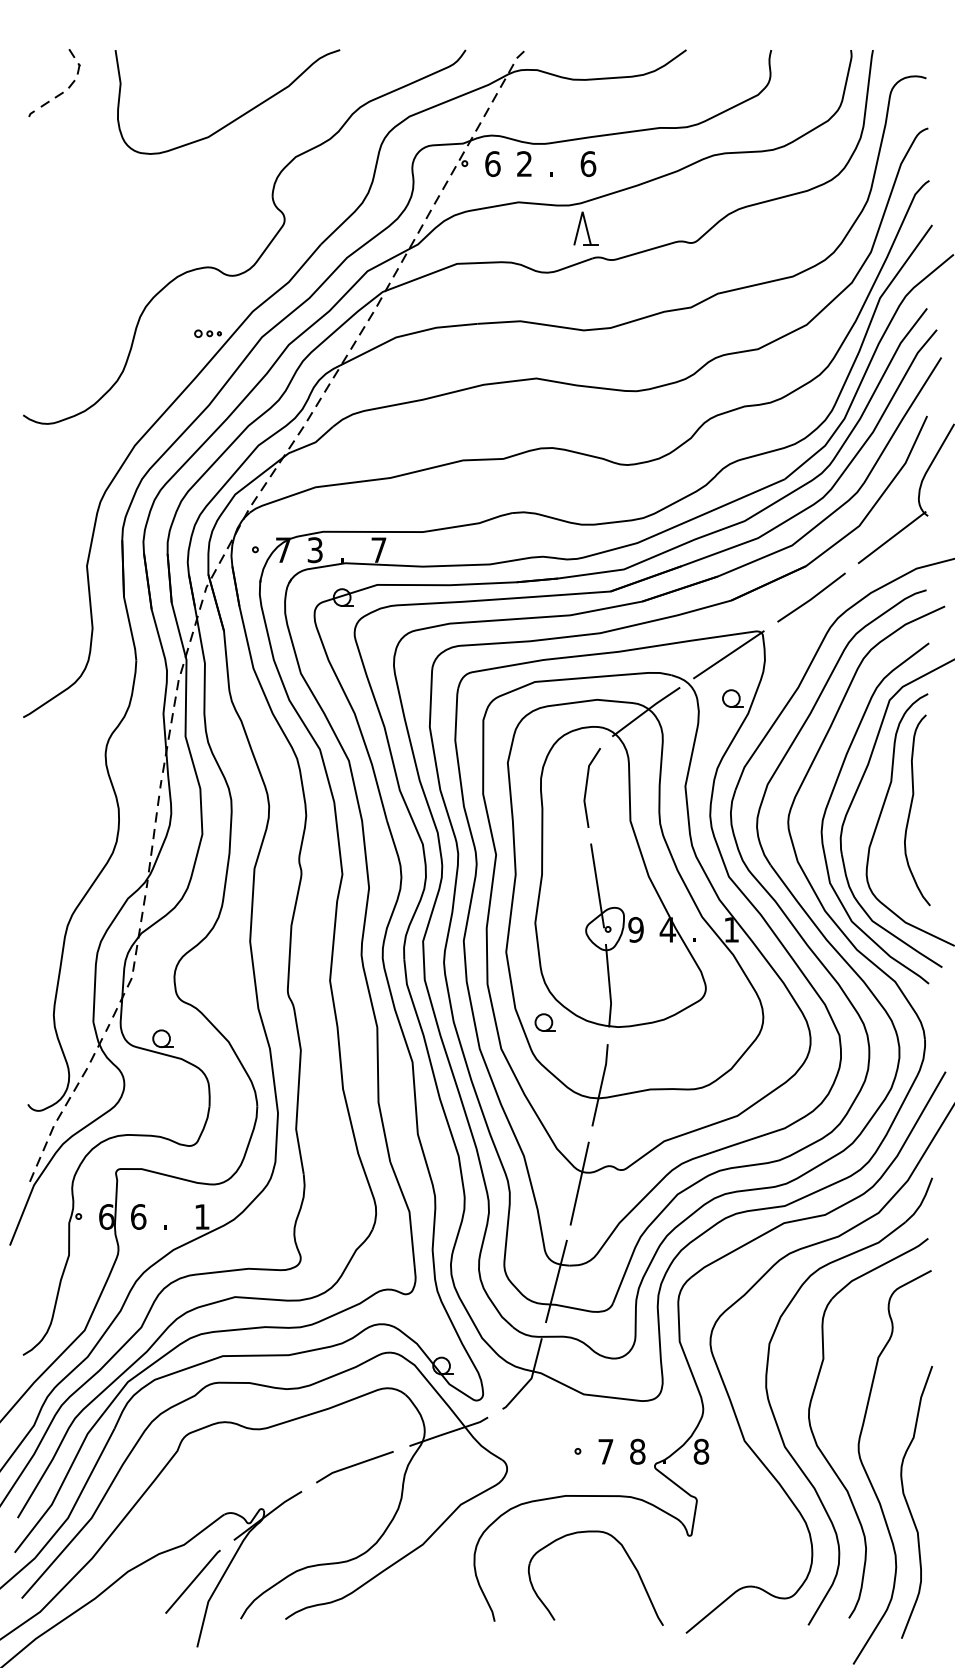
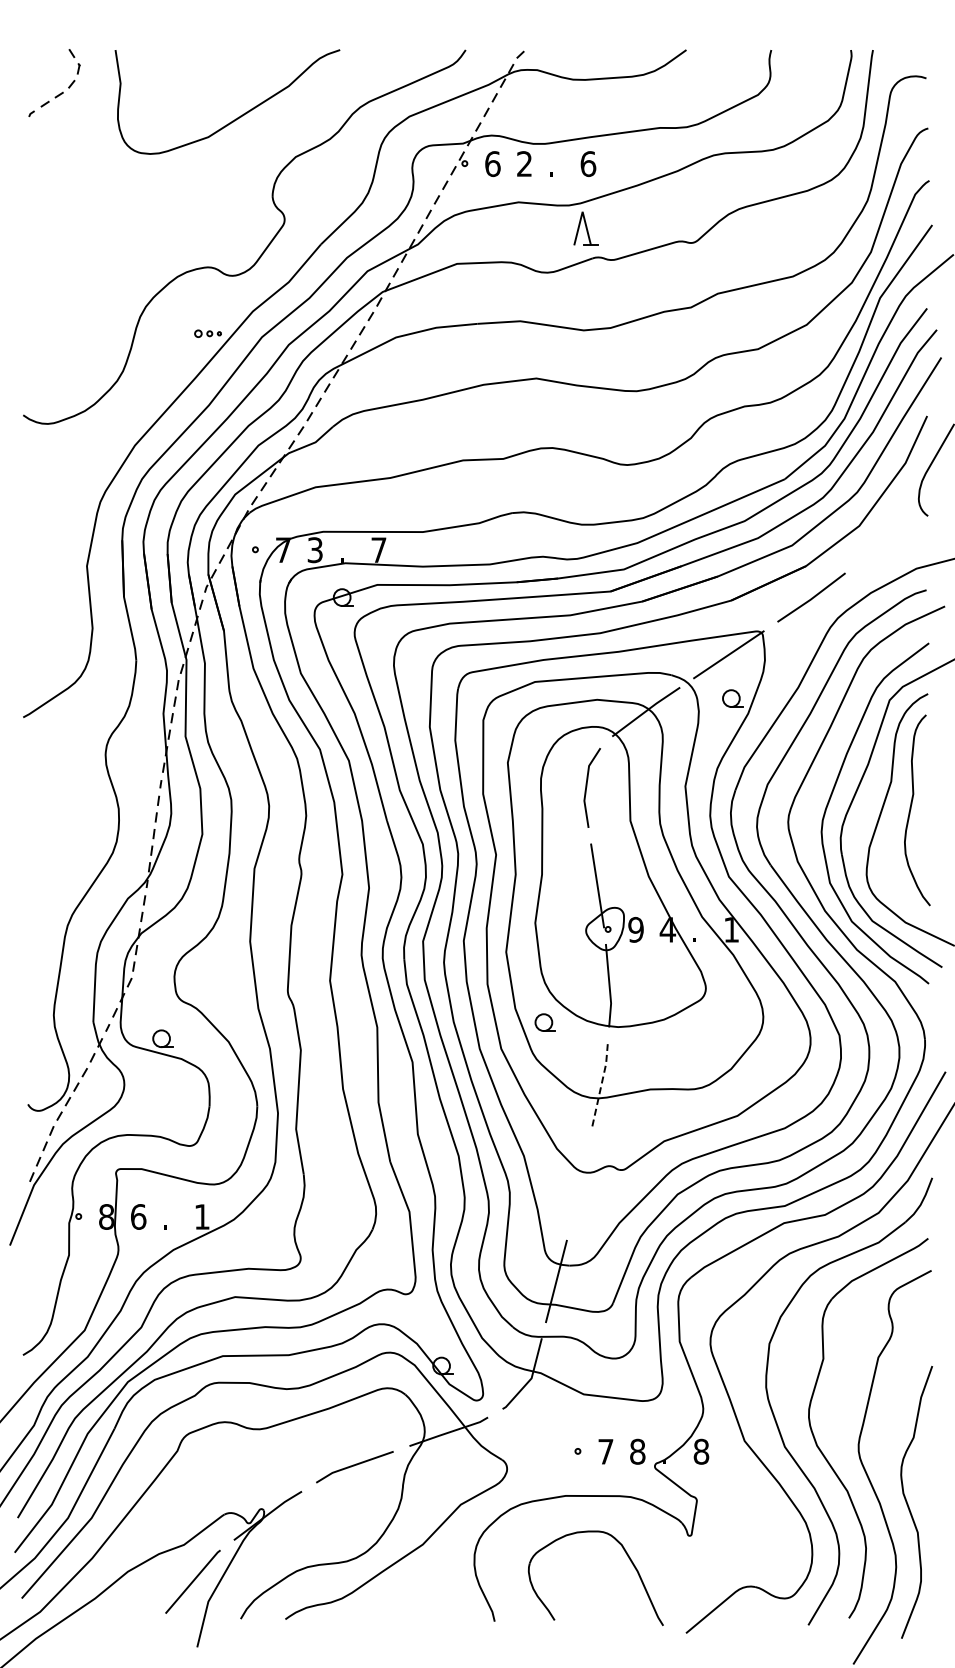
line: present -> none (891, 537)
line: solid -> dashed (601, 1084)
line: present -> none (579, 1183)
text: 6 -> 8 (106, 1216)
